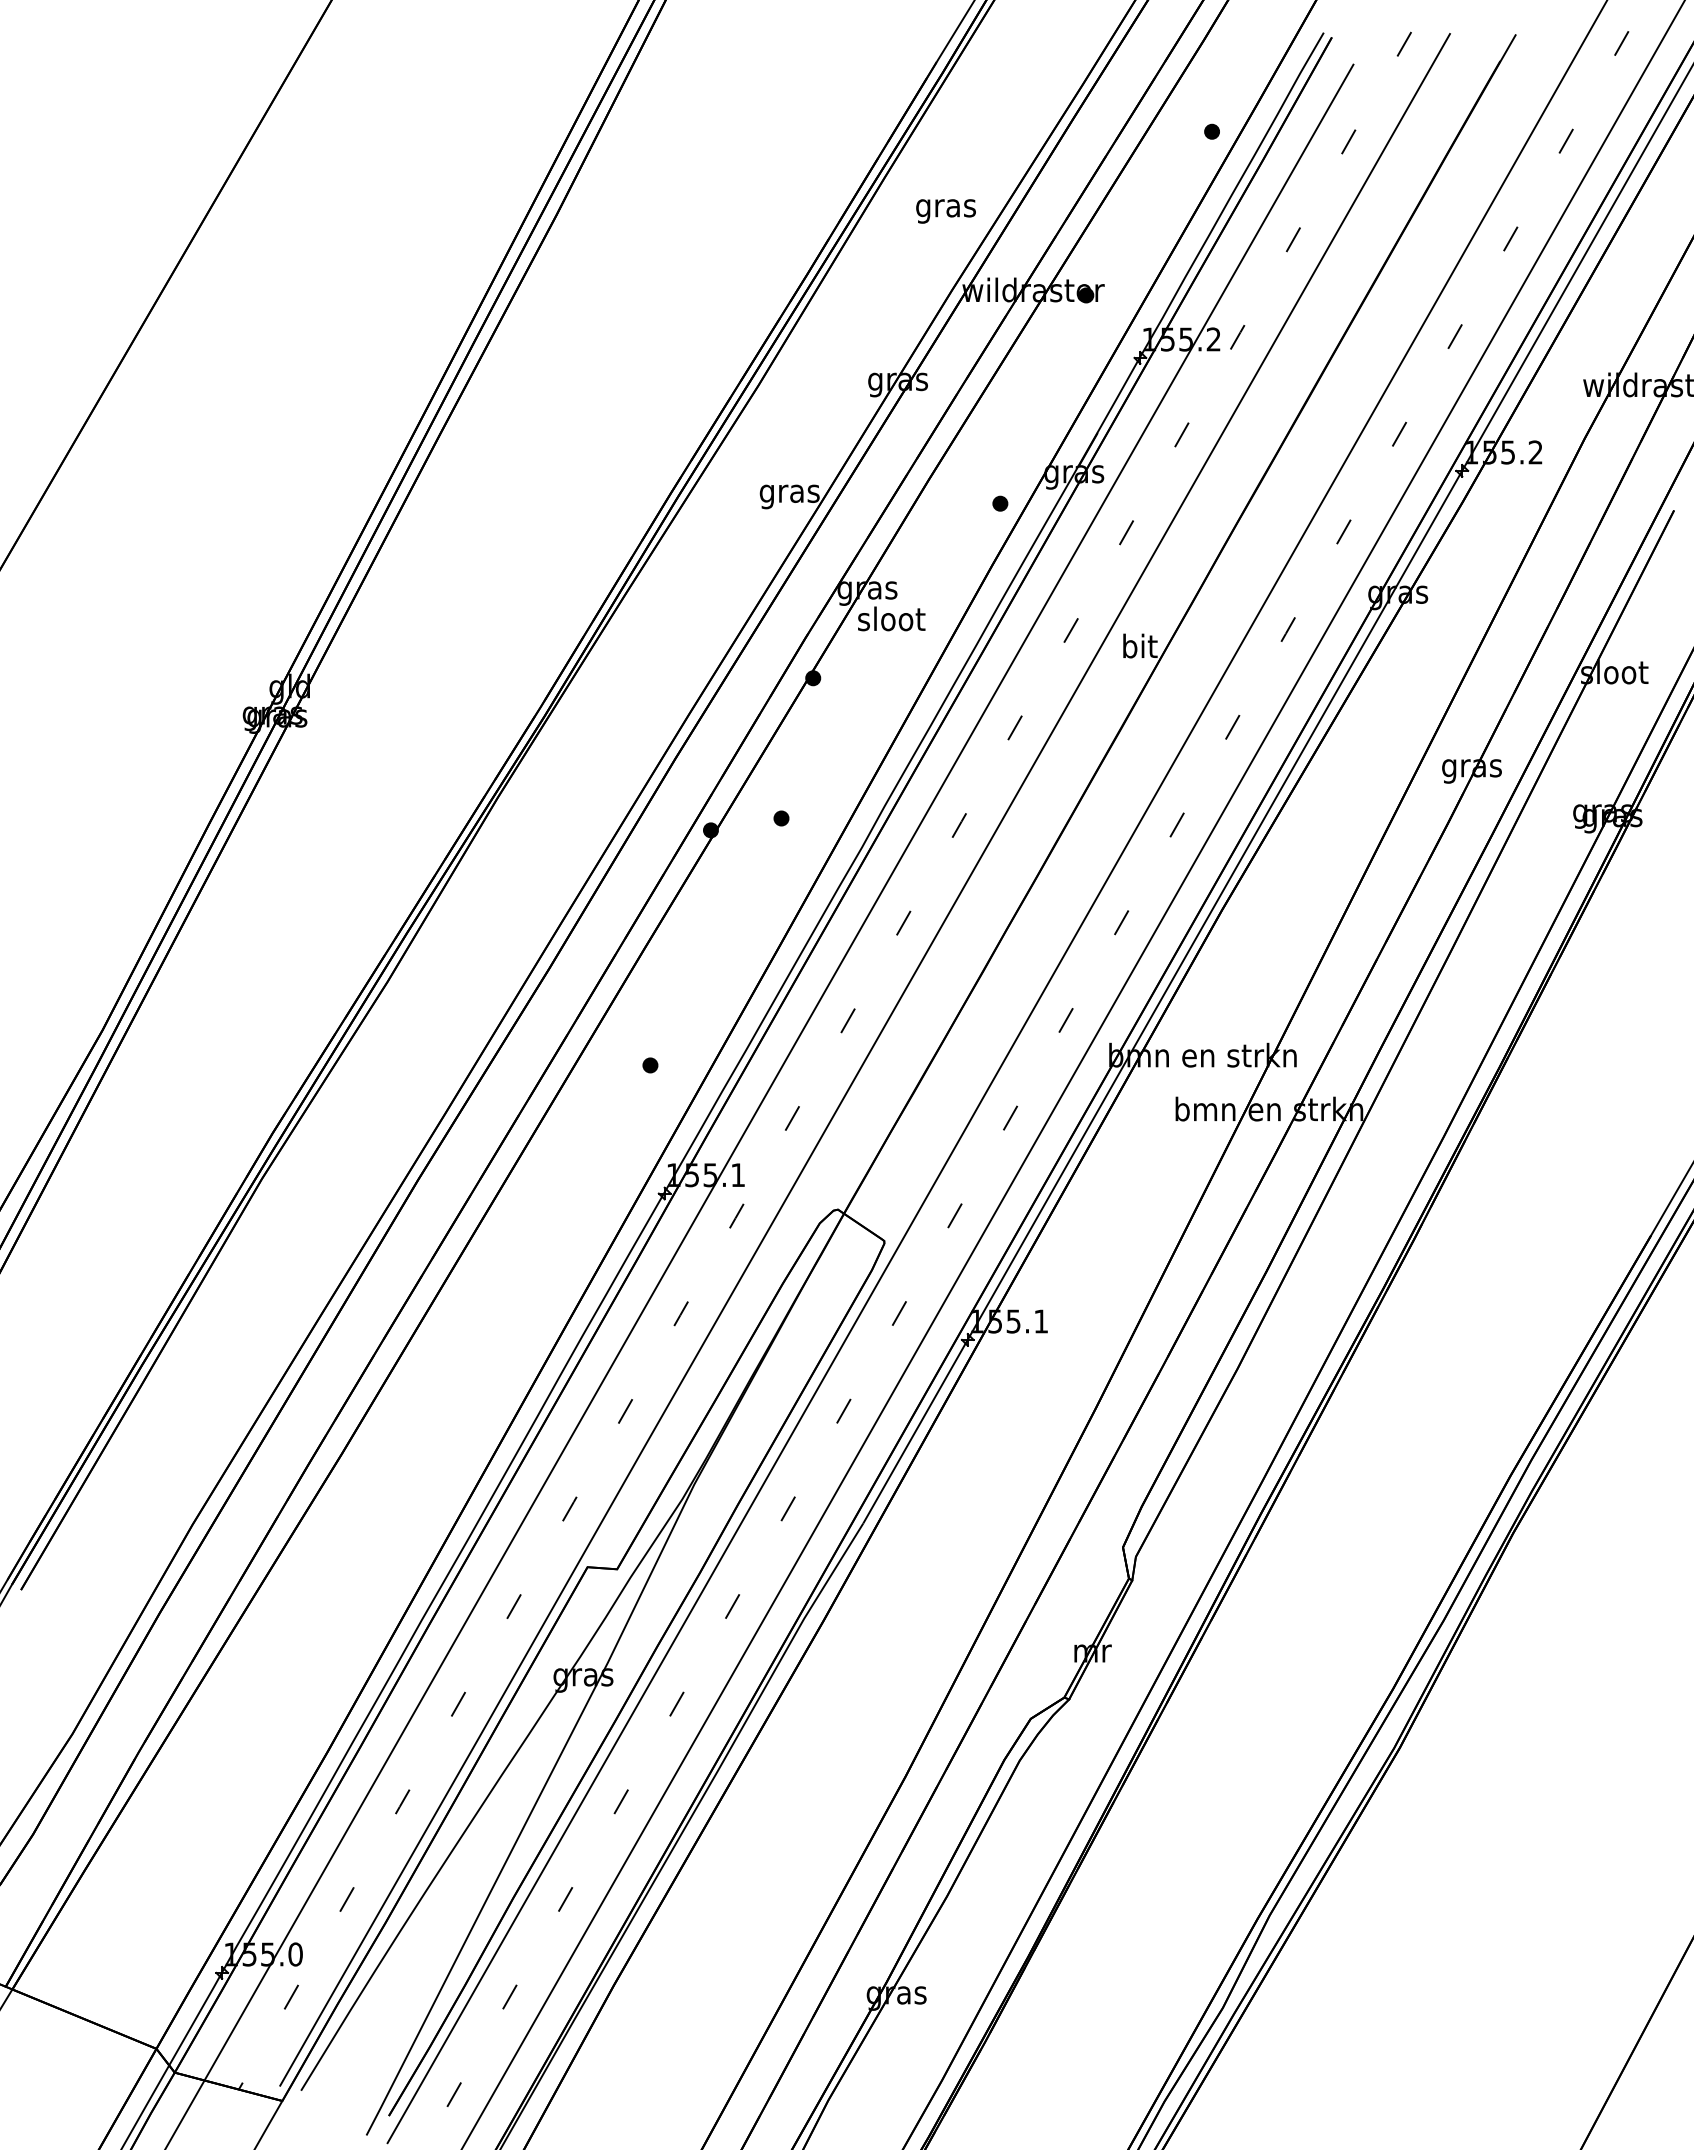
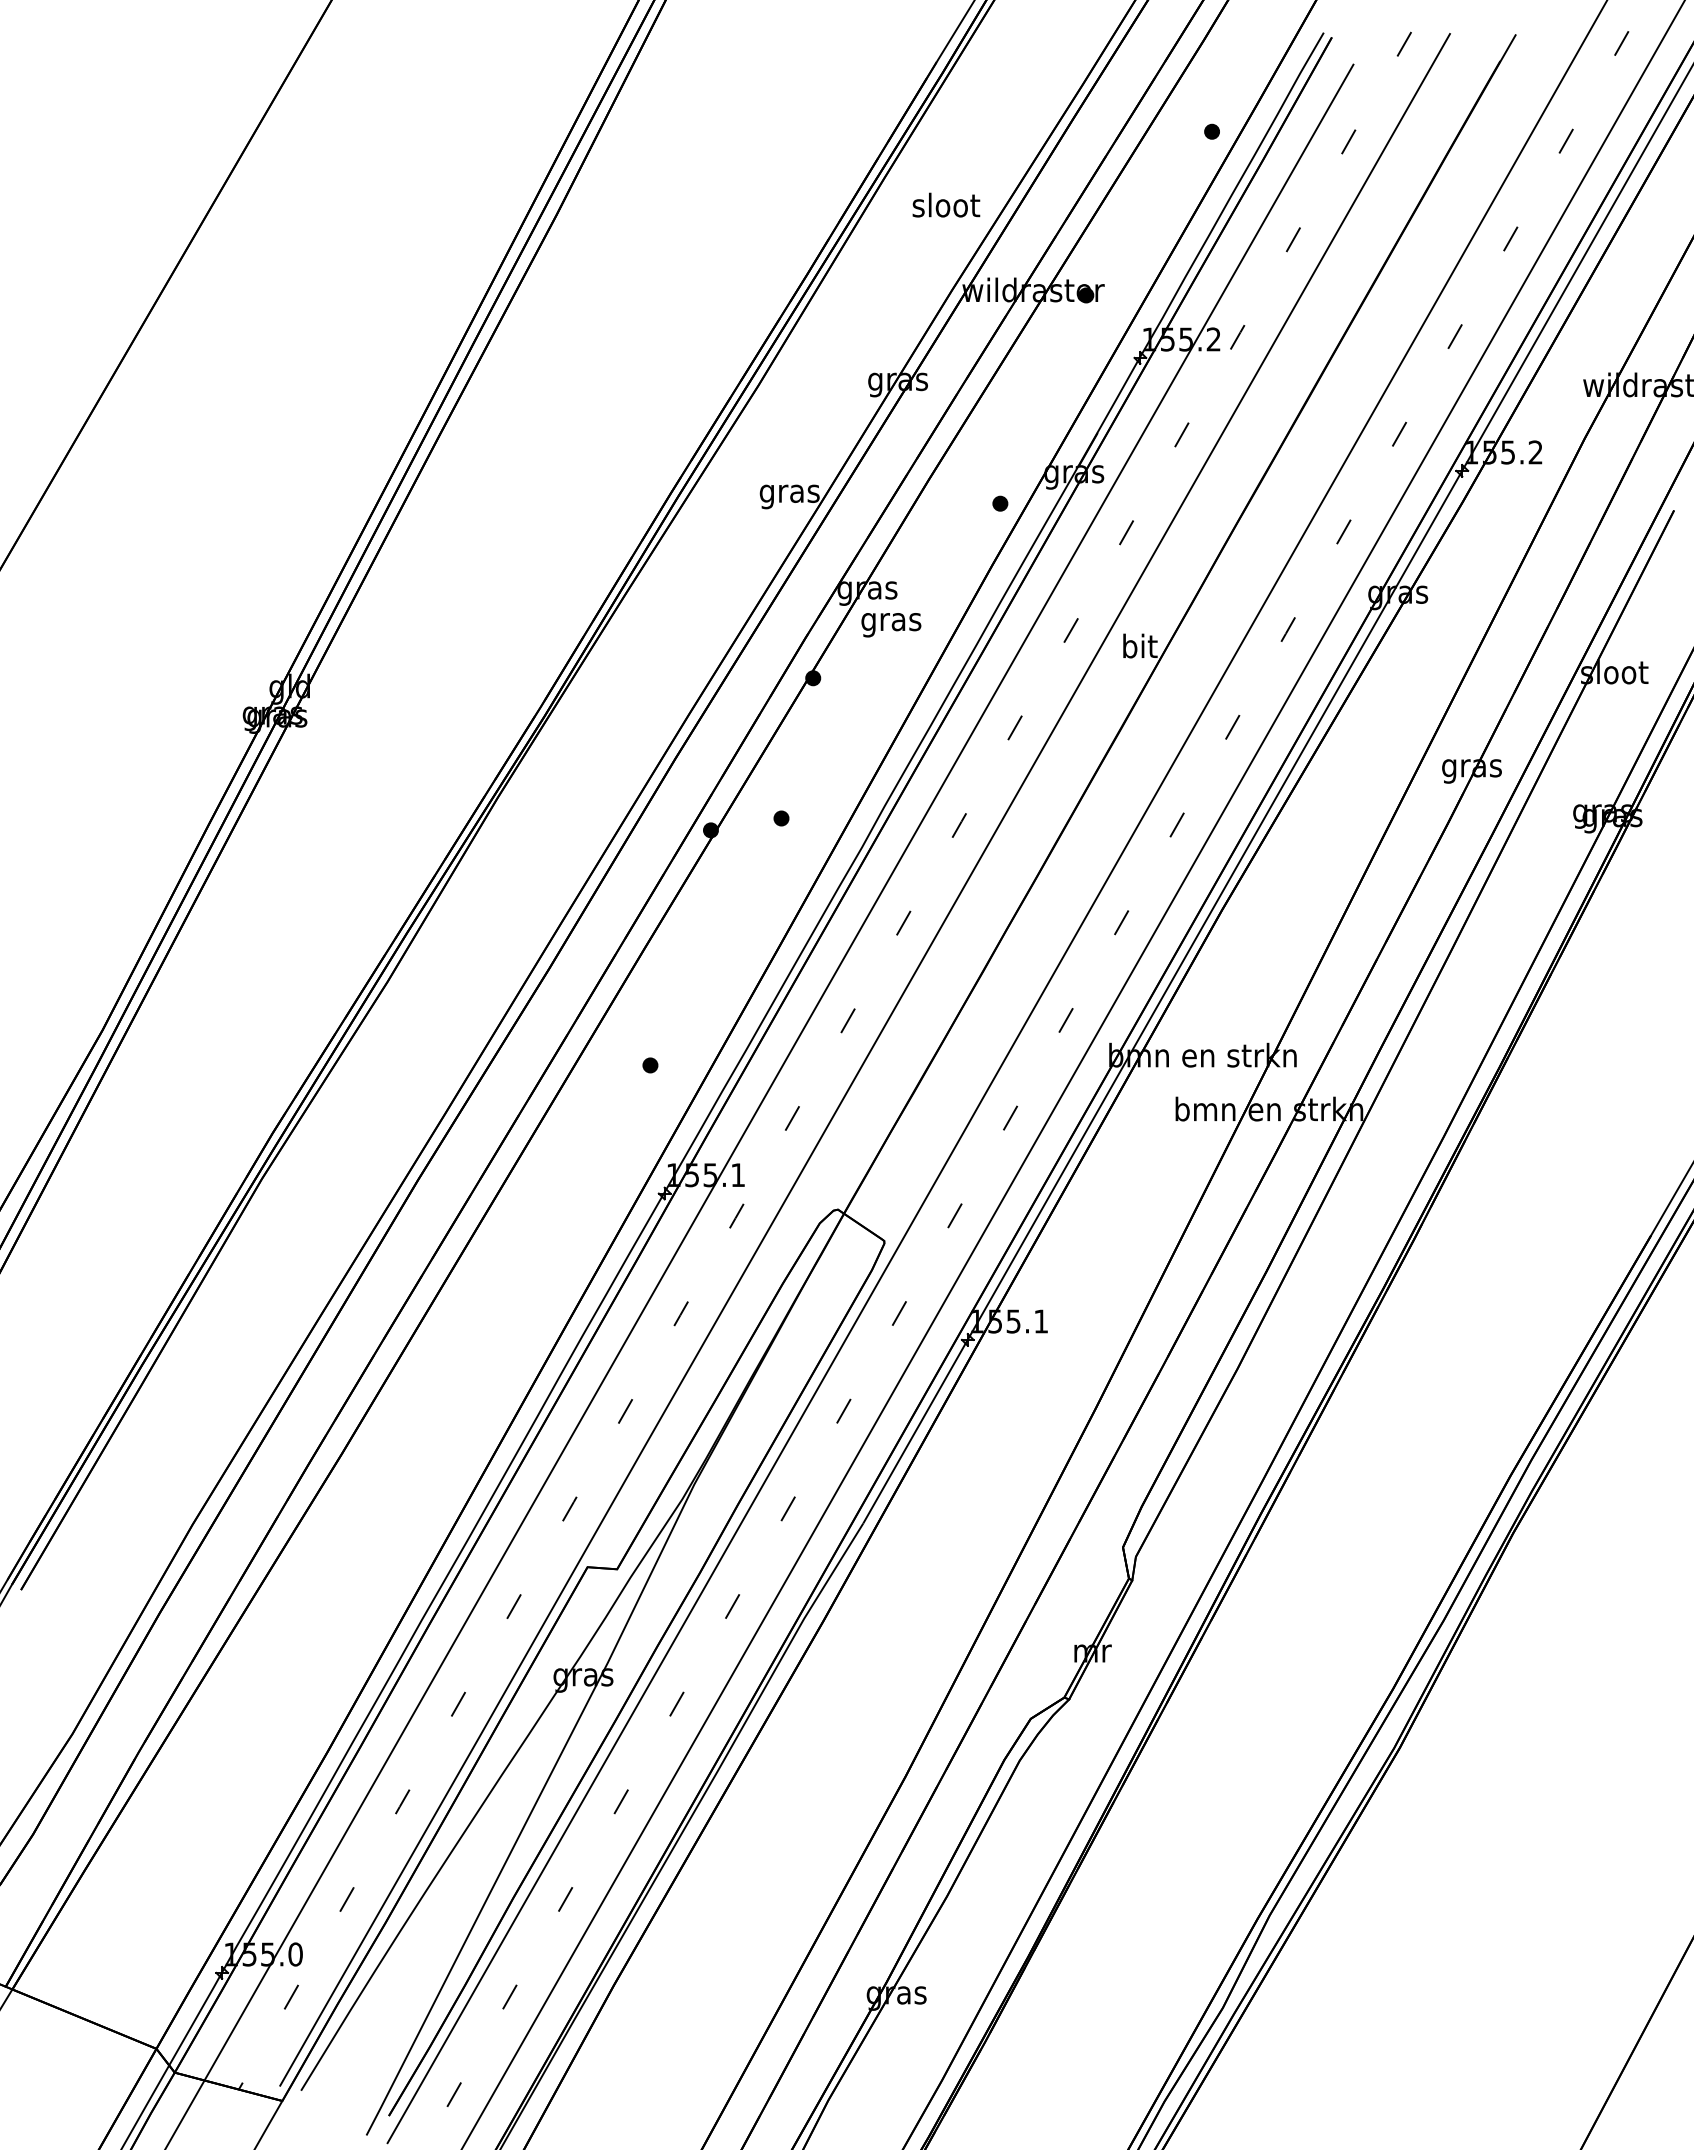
text: gras -> sloot (946, 207)
text: sloot -> gras (891, 621)
